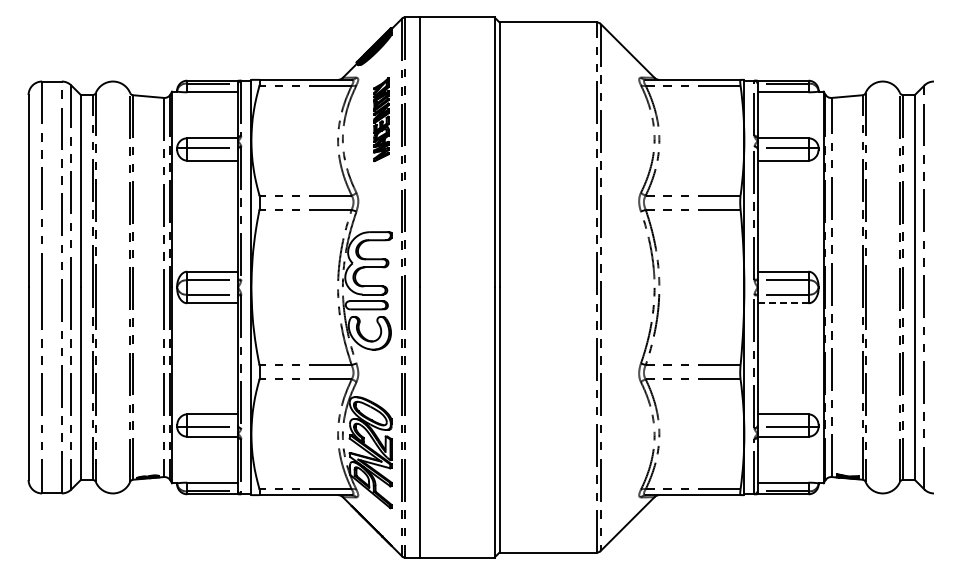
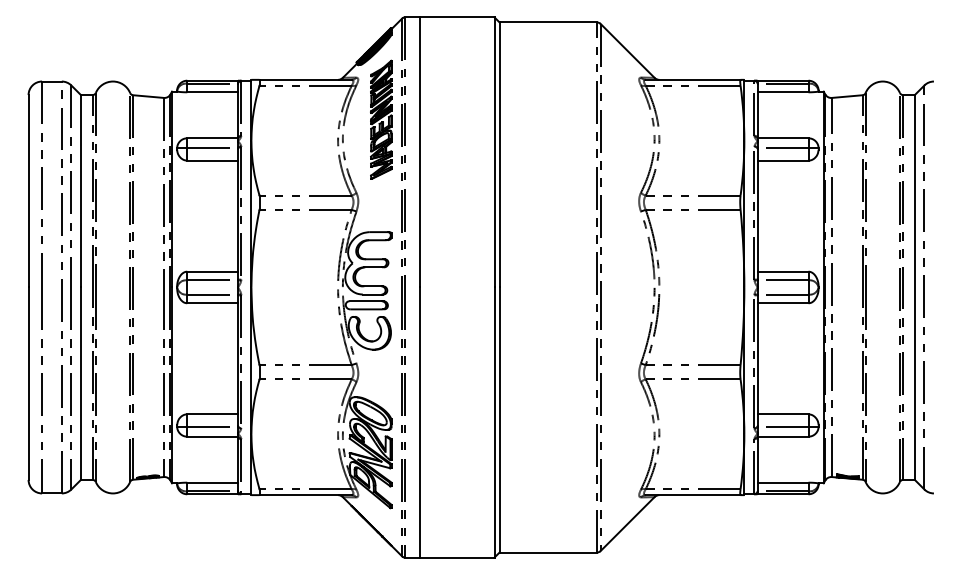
part size: 17x86 px -> 23x121 px (381, 119)
line: dashed -> solid (782, 303)
